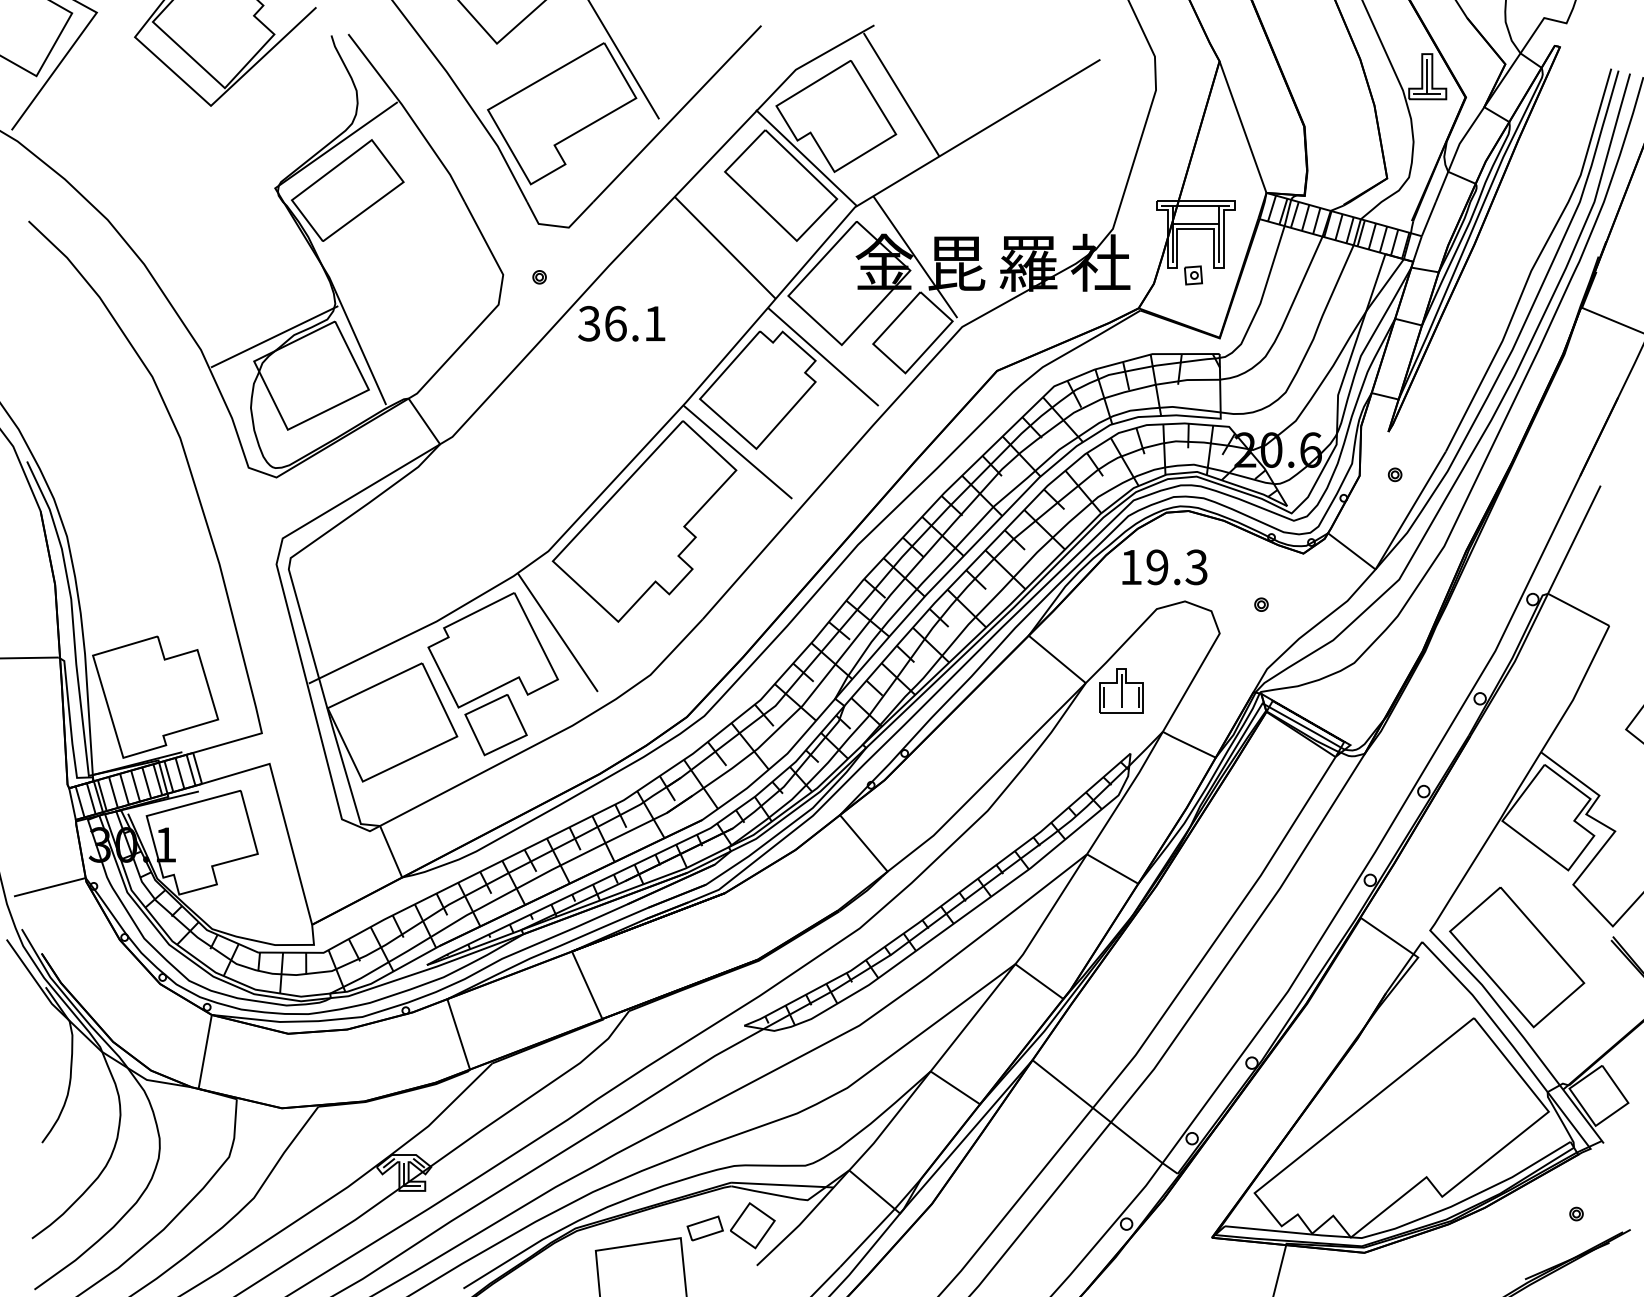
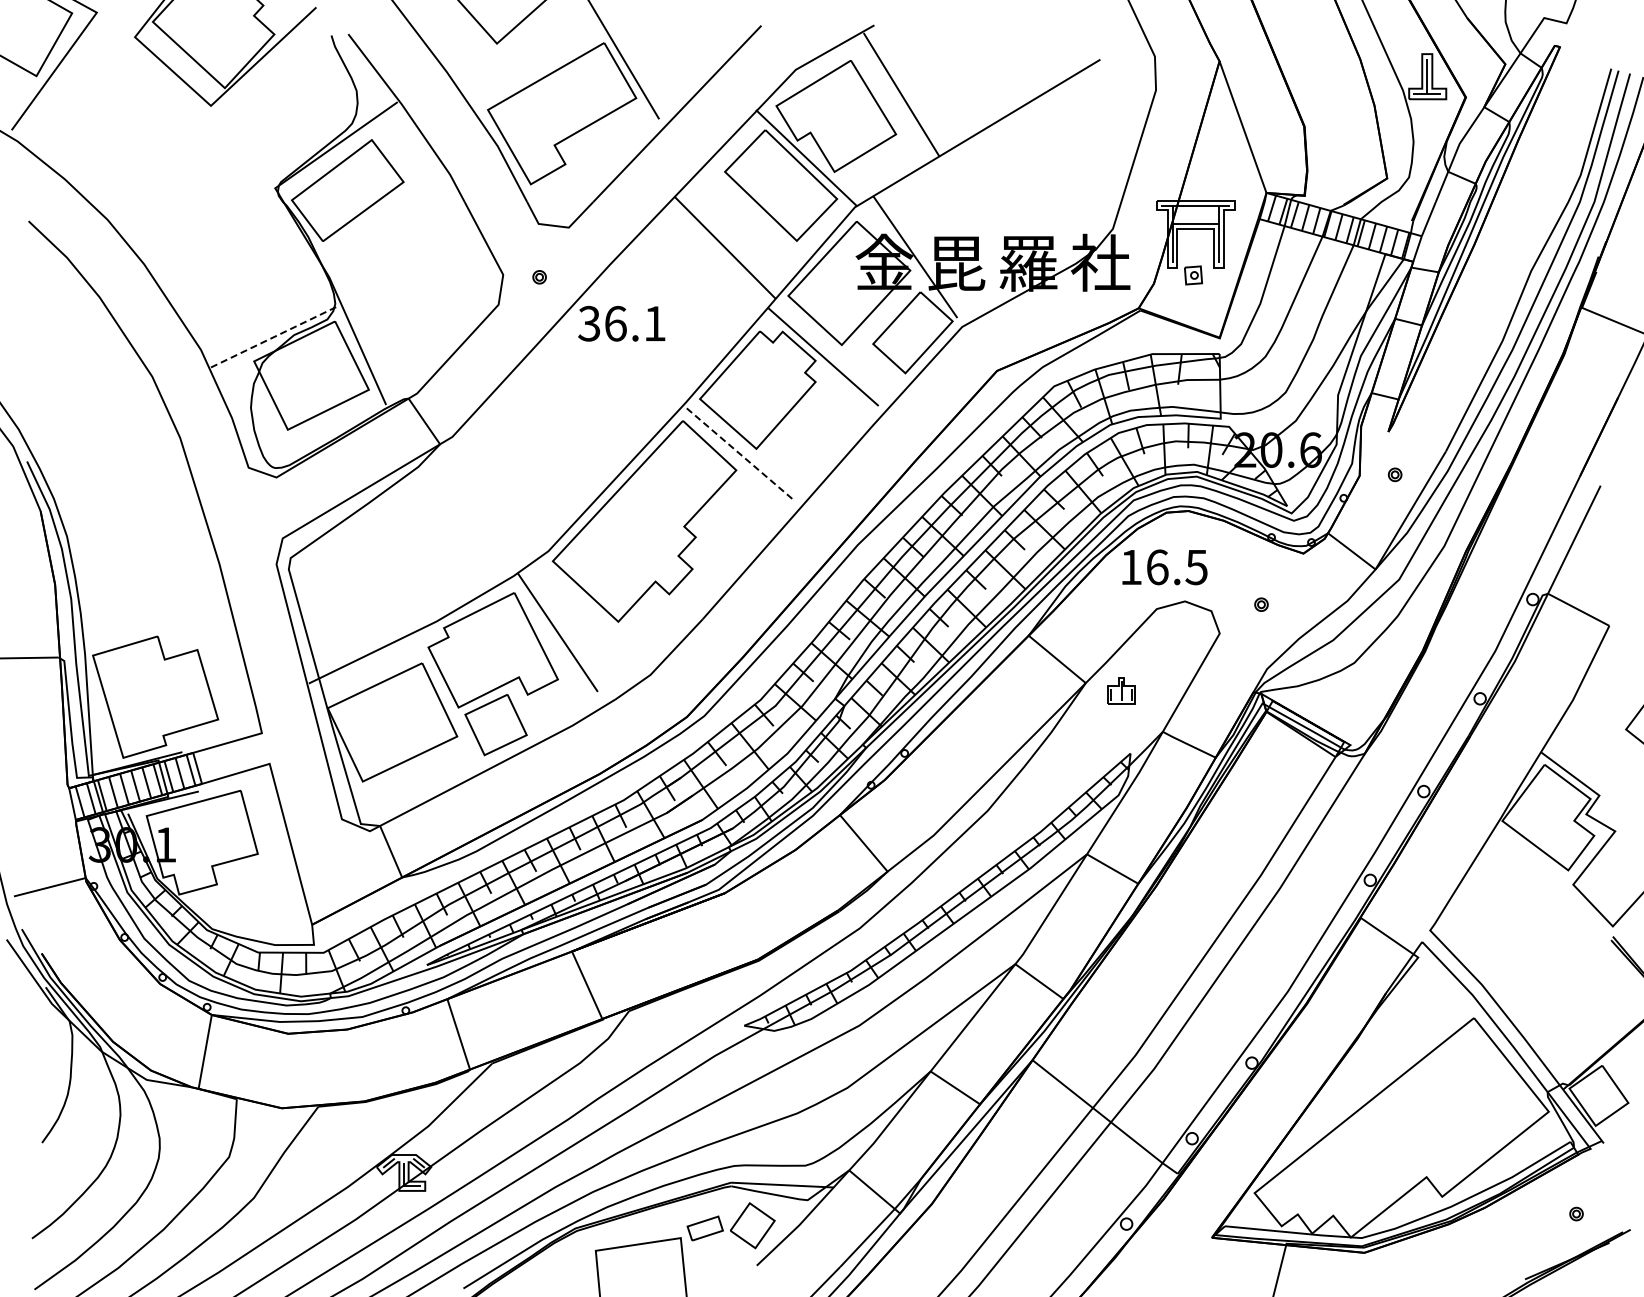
line: solid -> dashed (274, 336)
line: solid -> dashed (737, 452)
text: 19.3 -> 16.5 (1176, 567)
part size: 45x46 px -> 29x28 px (1121, 690)
part: present -> none (1517, 957)
